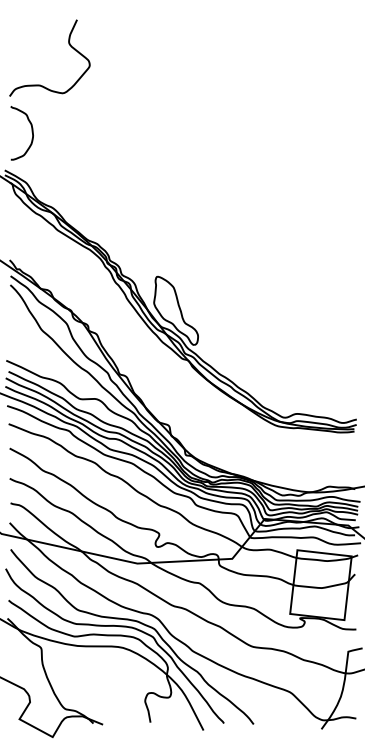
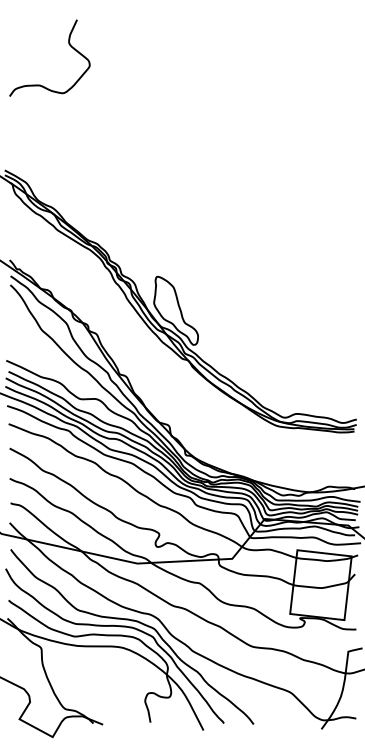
curve: present -> none (31, 132)
